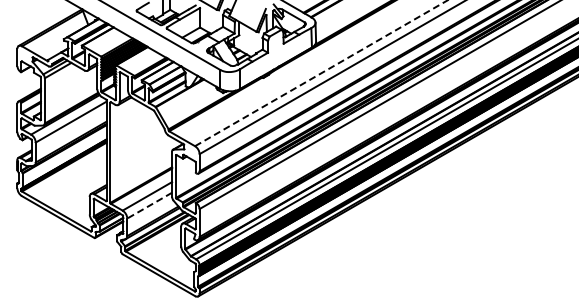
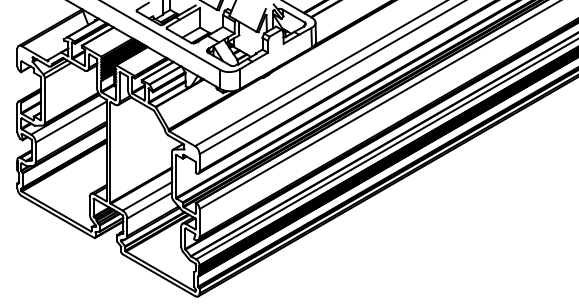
line: dashed -> solid (321, 72)
line: dashed -> solid (149, 205)
